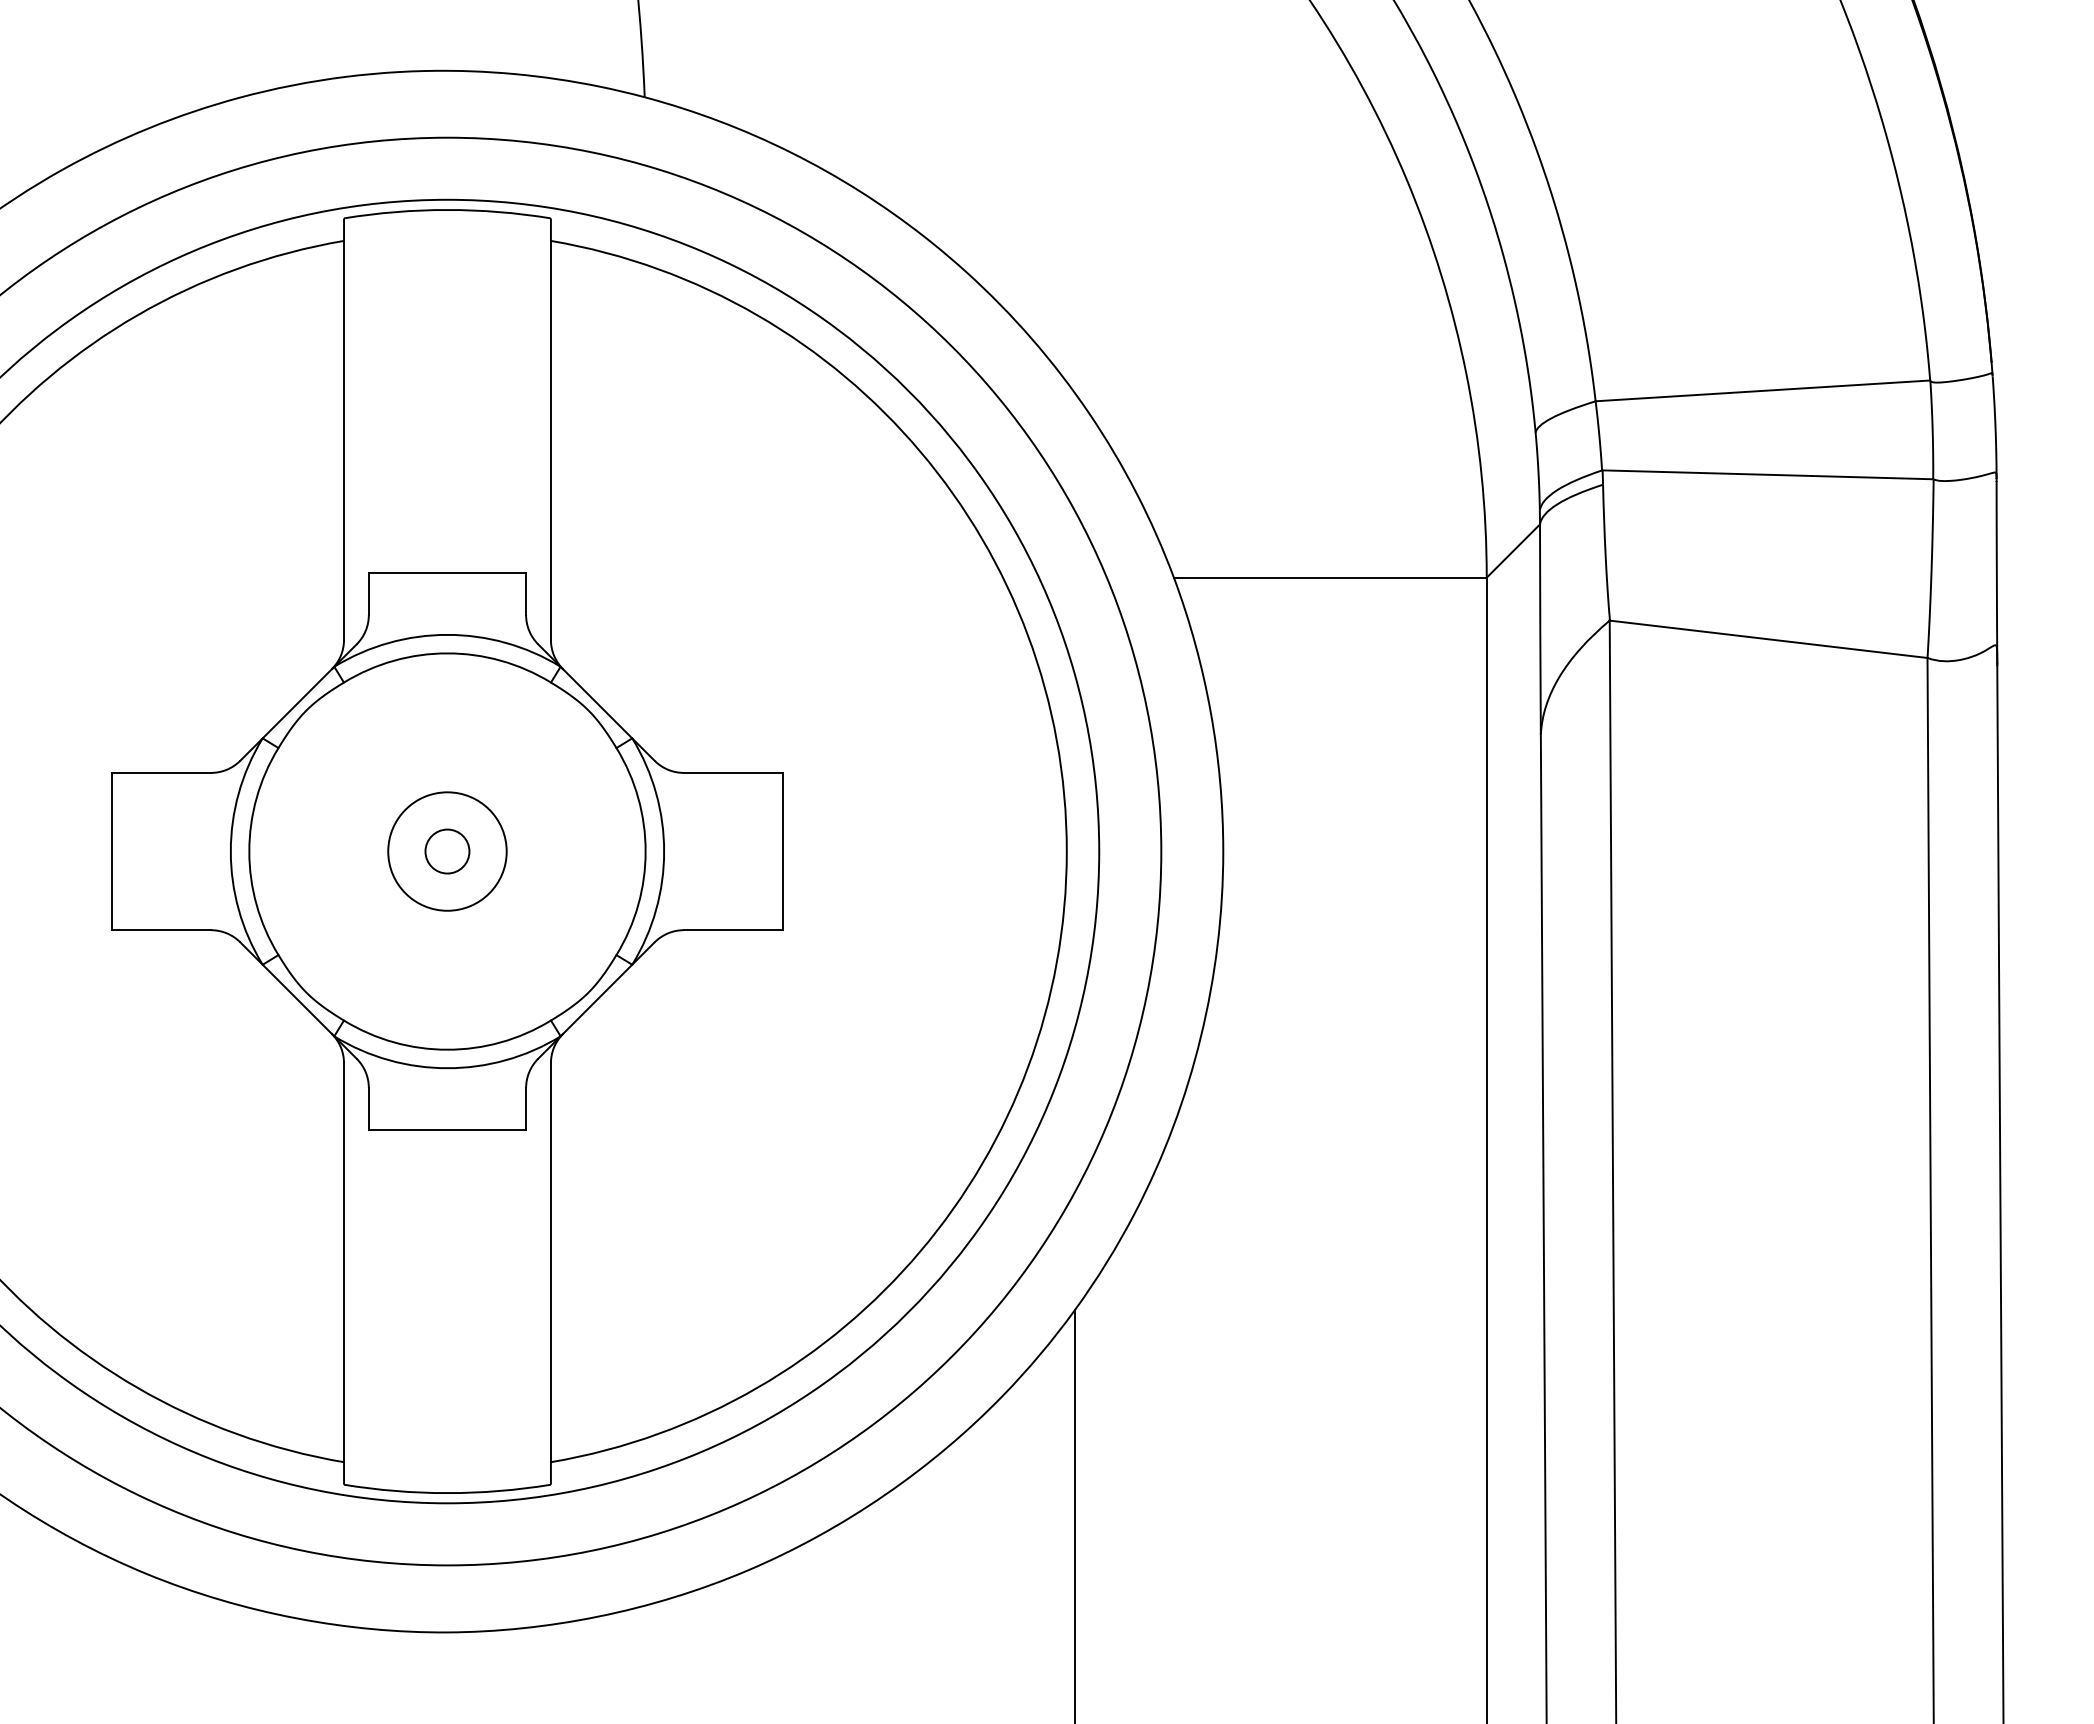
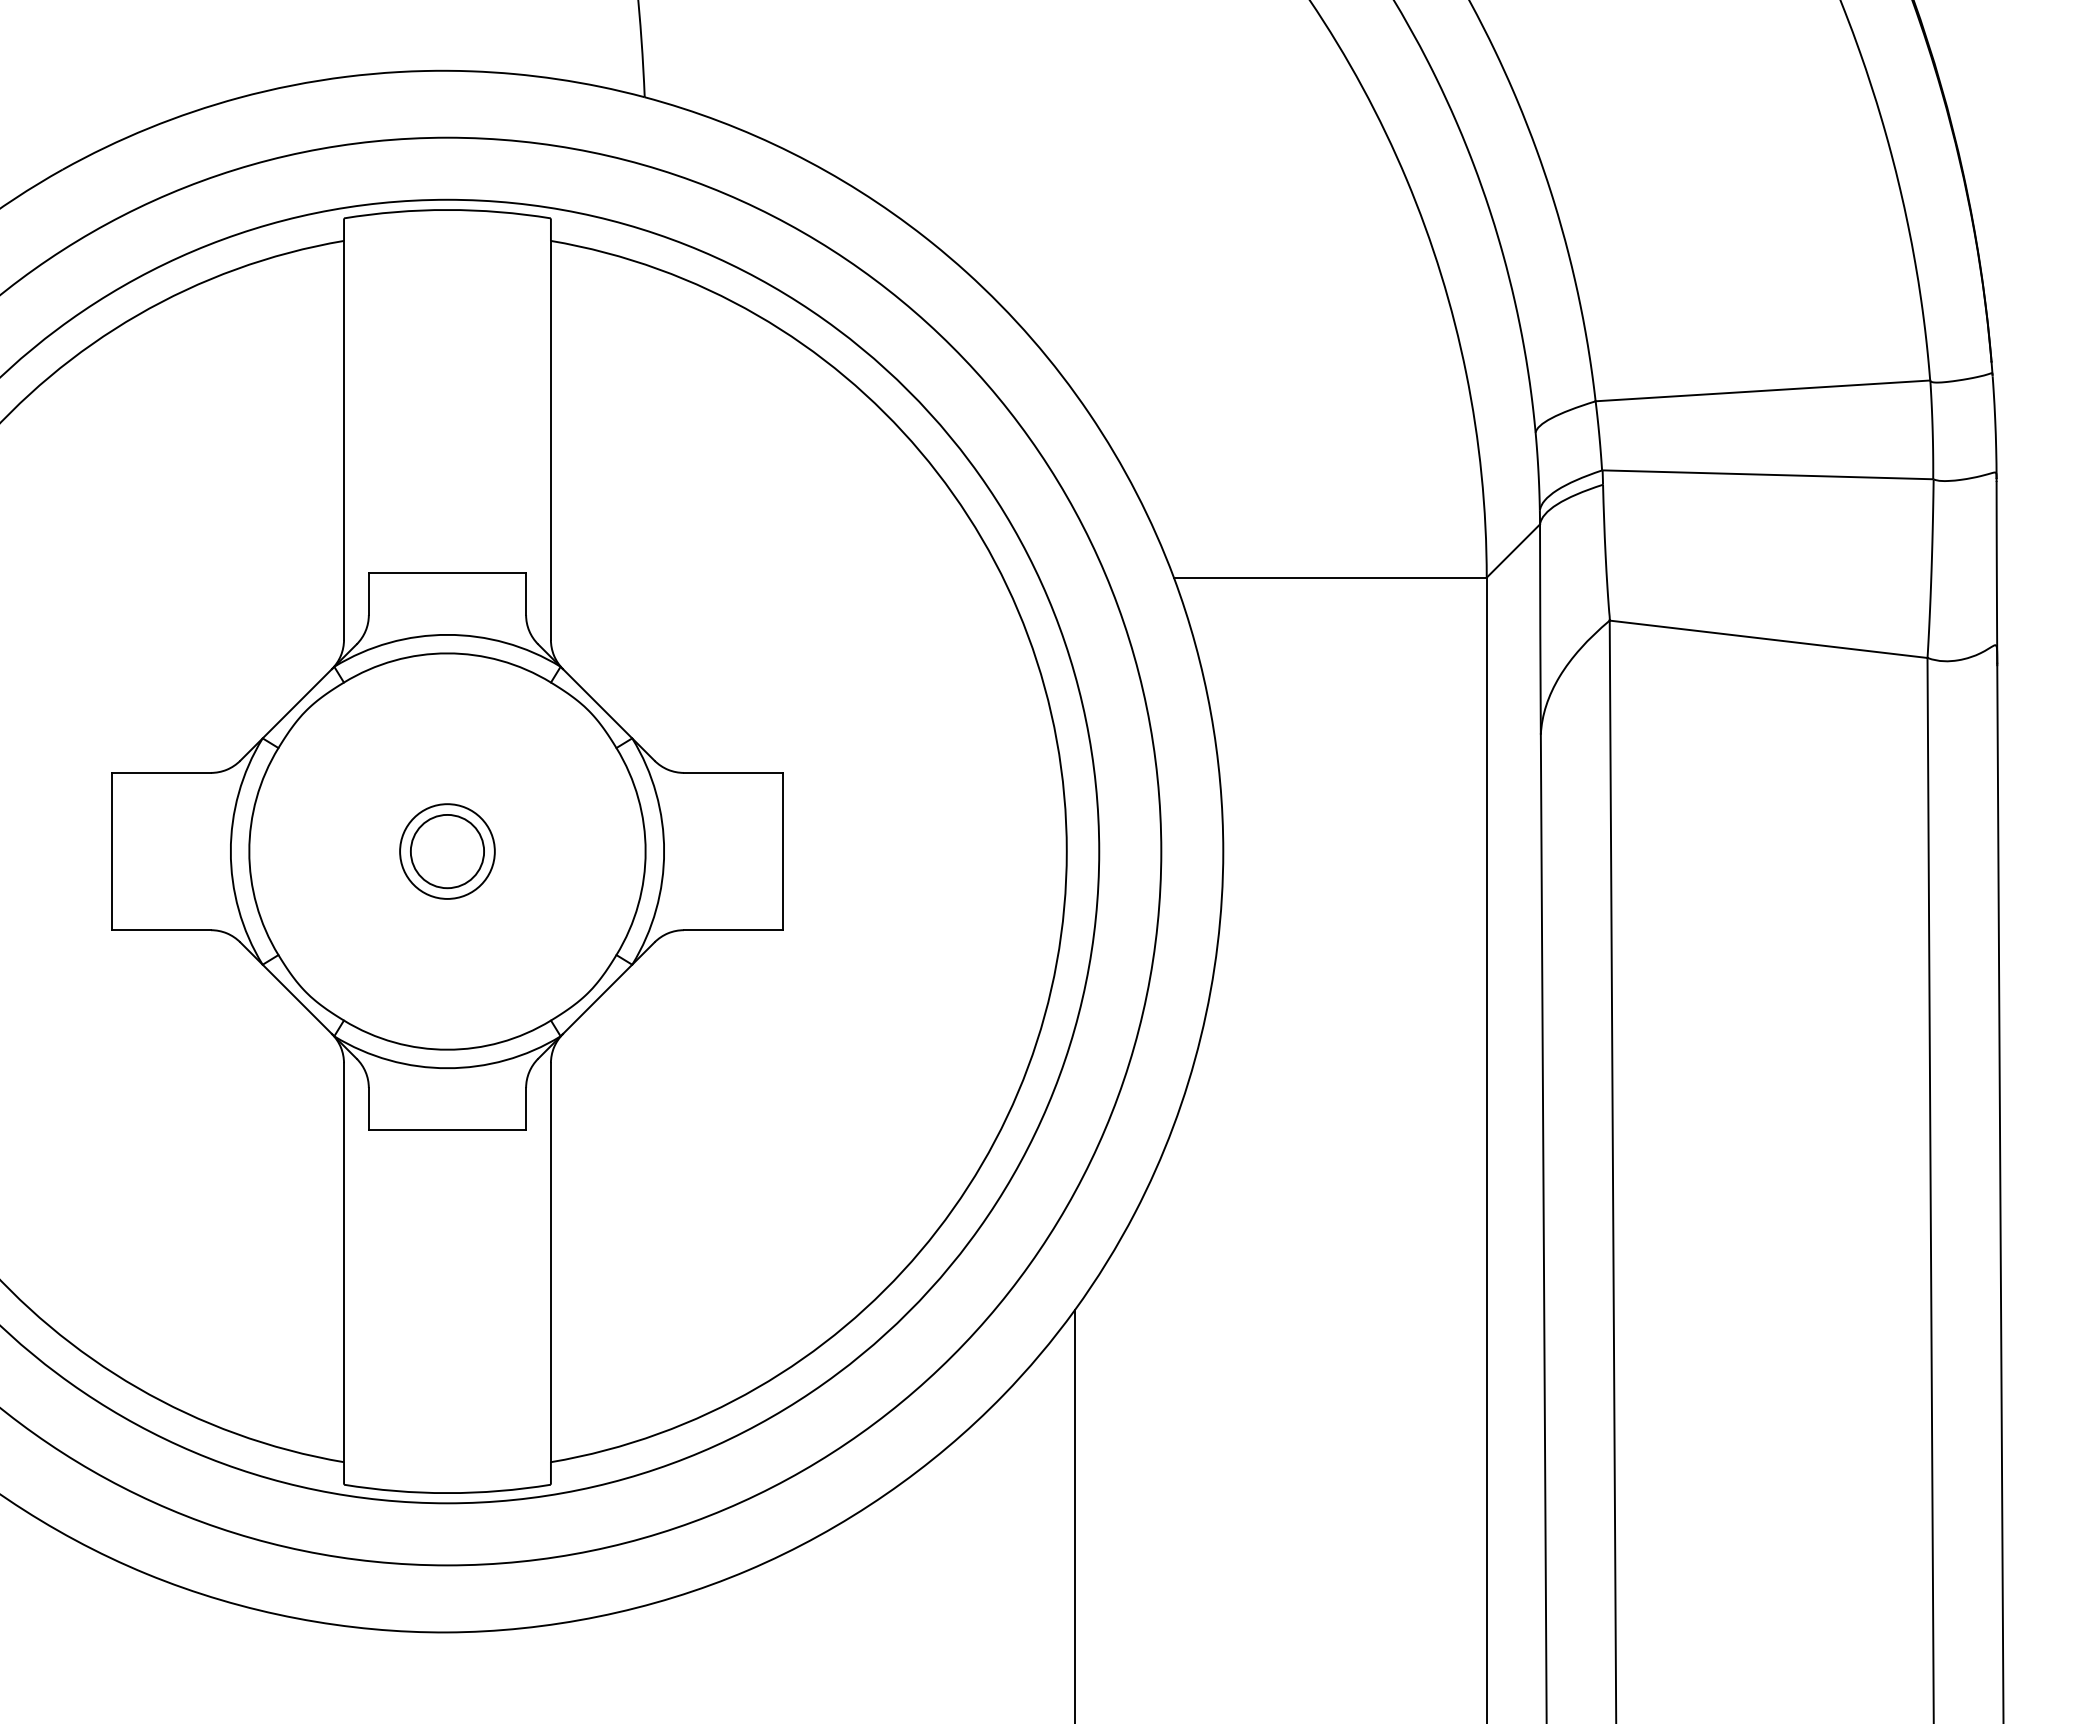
circle diameter: 118 px -> 95 px (447, 851)
circle diameter: 44 px -> 73 px (447, 851)
